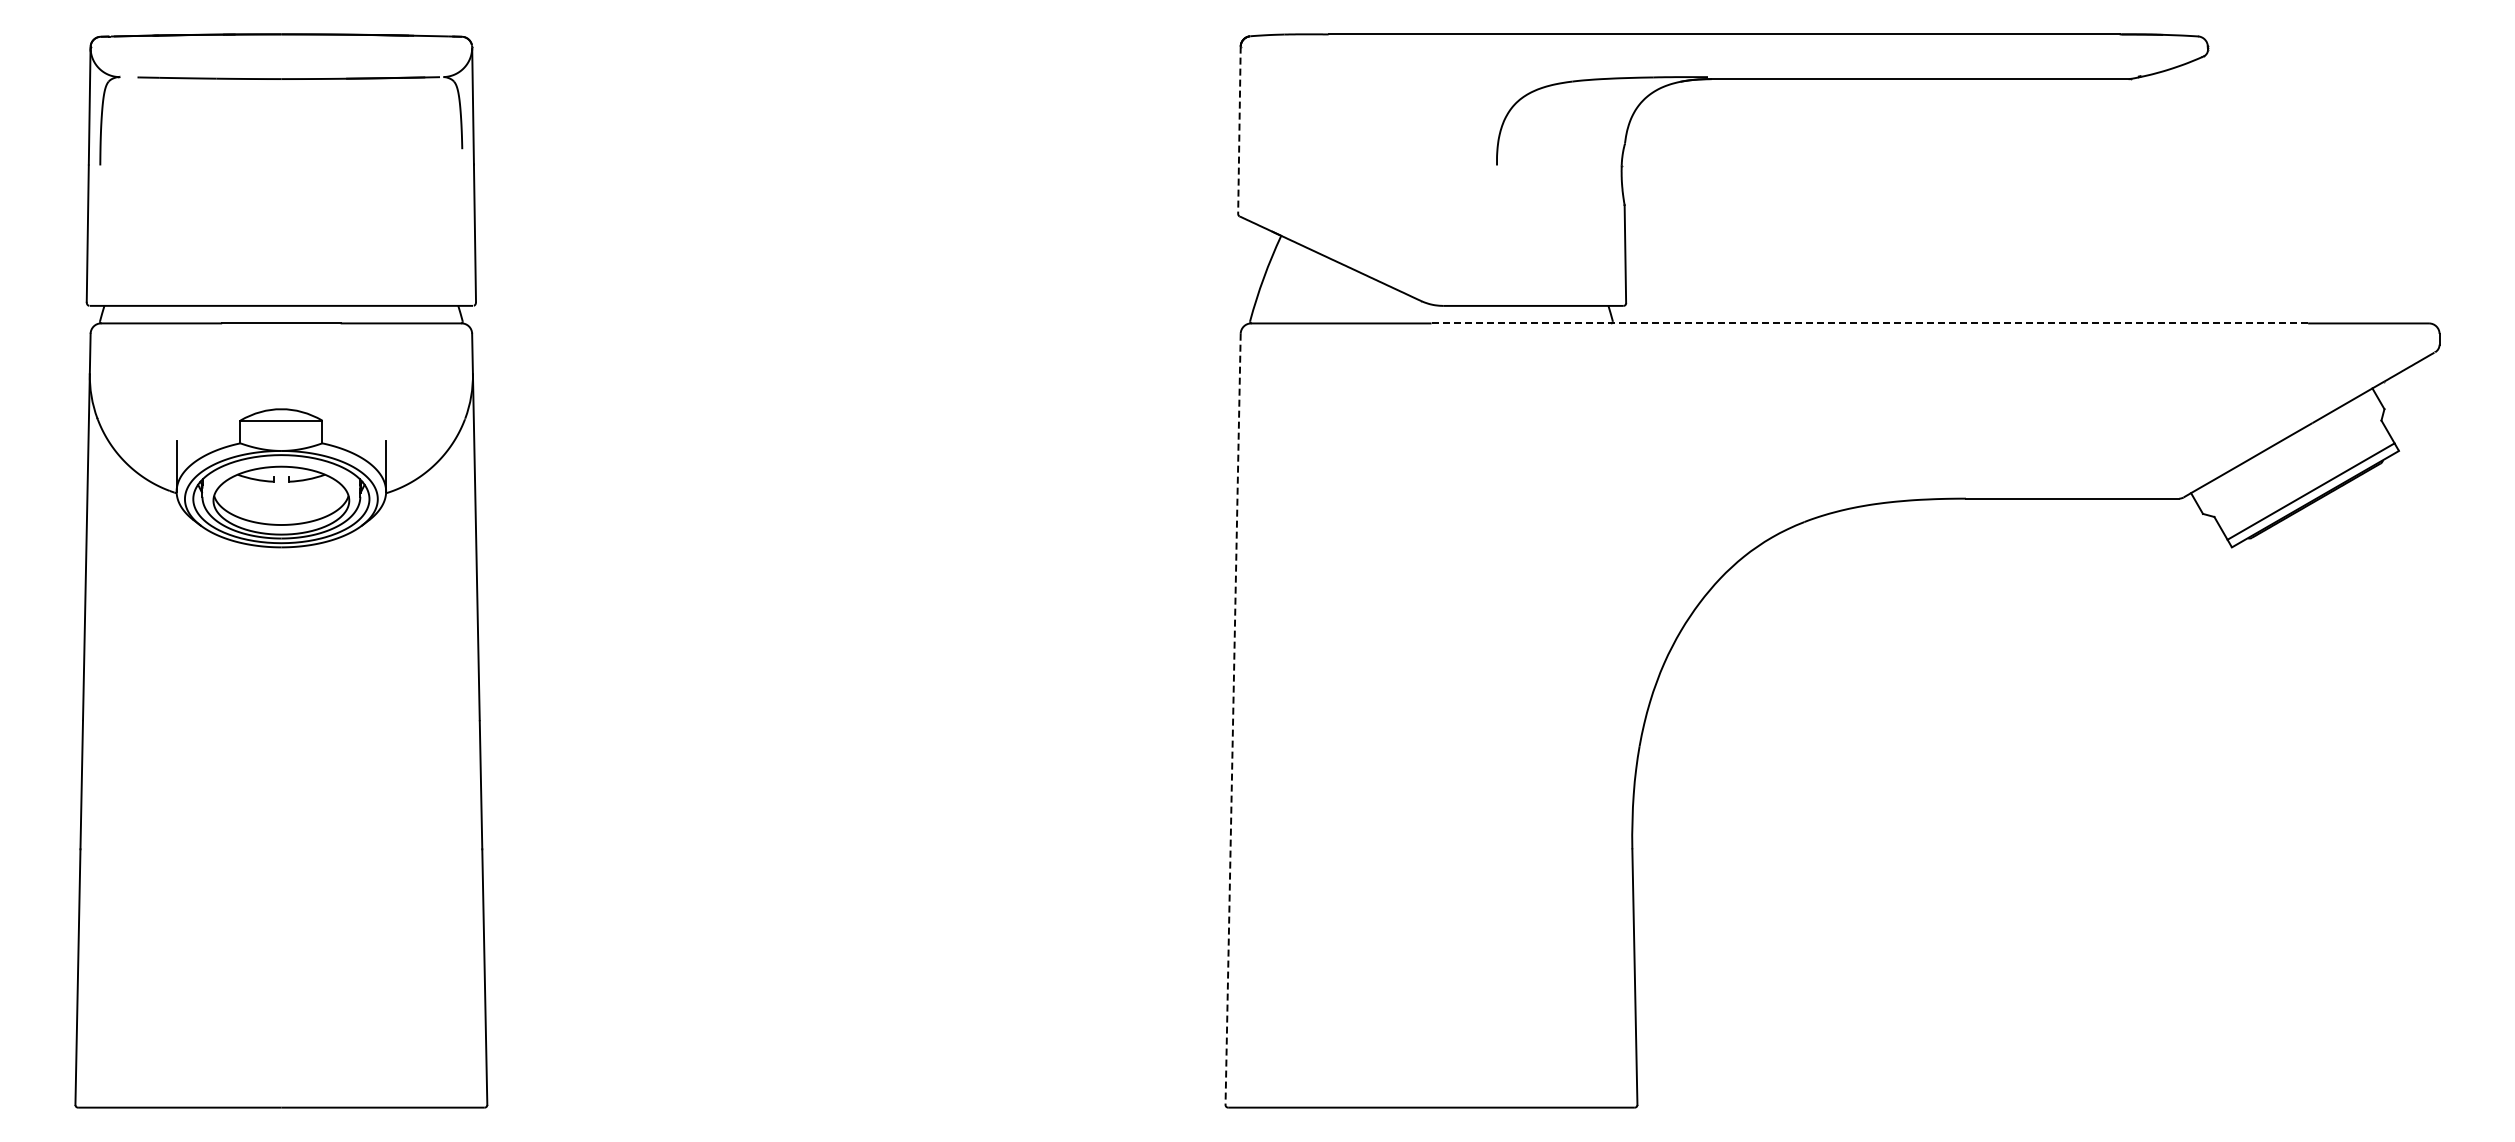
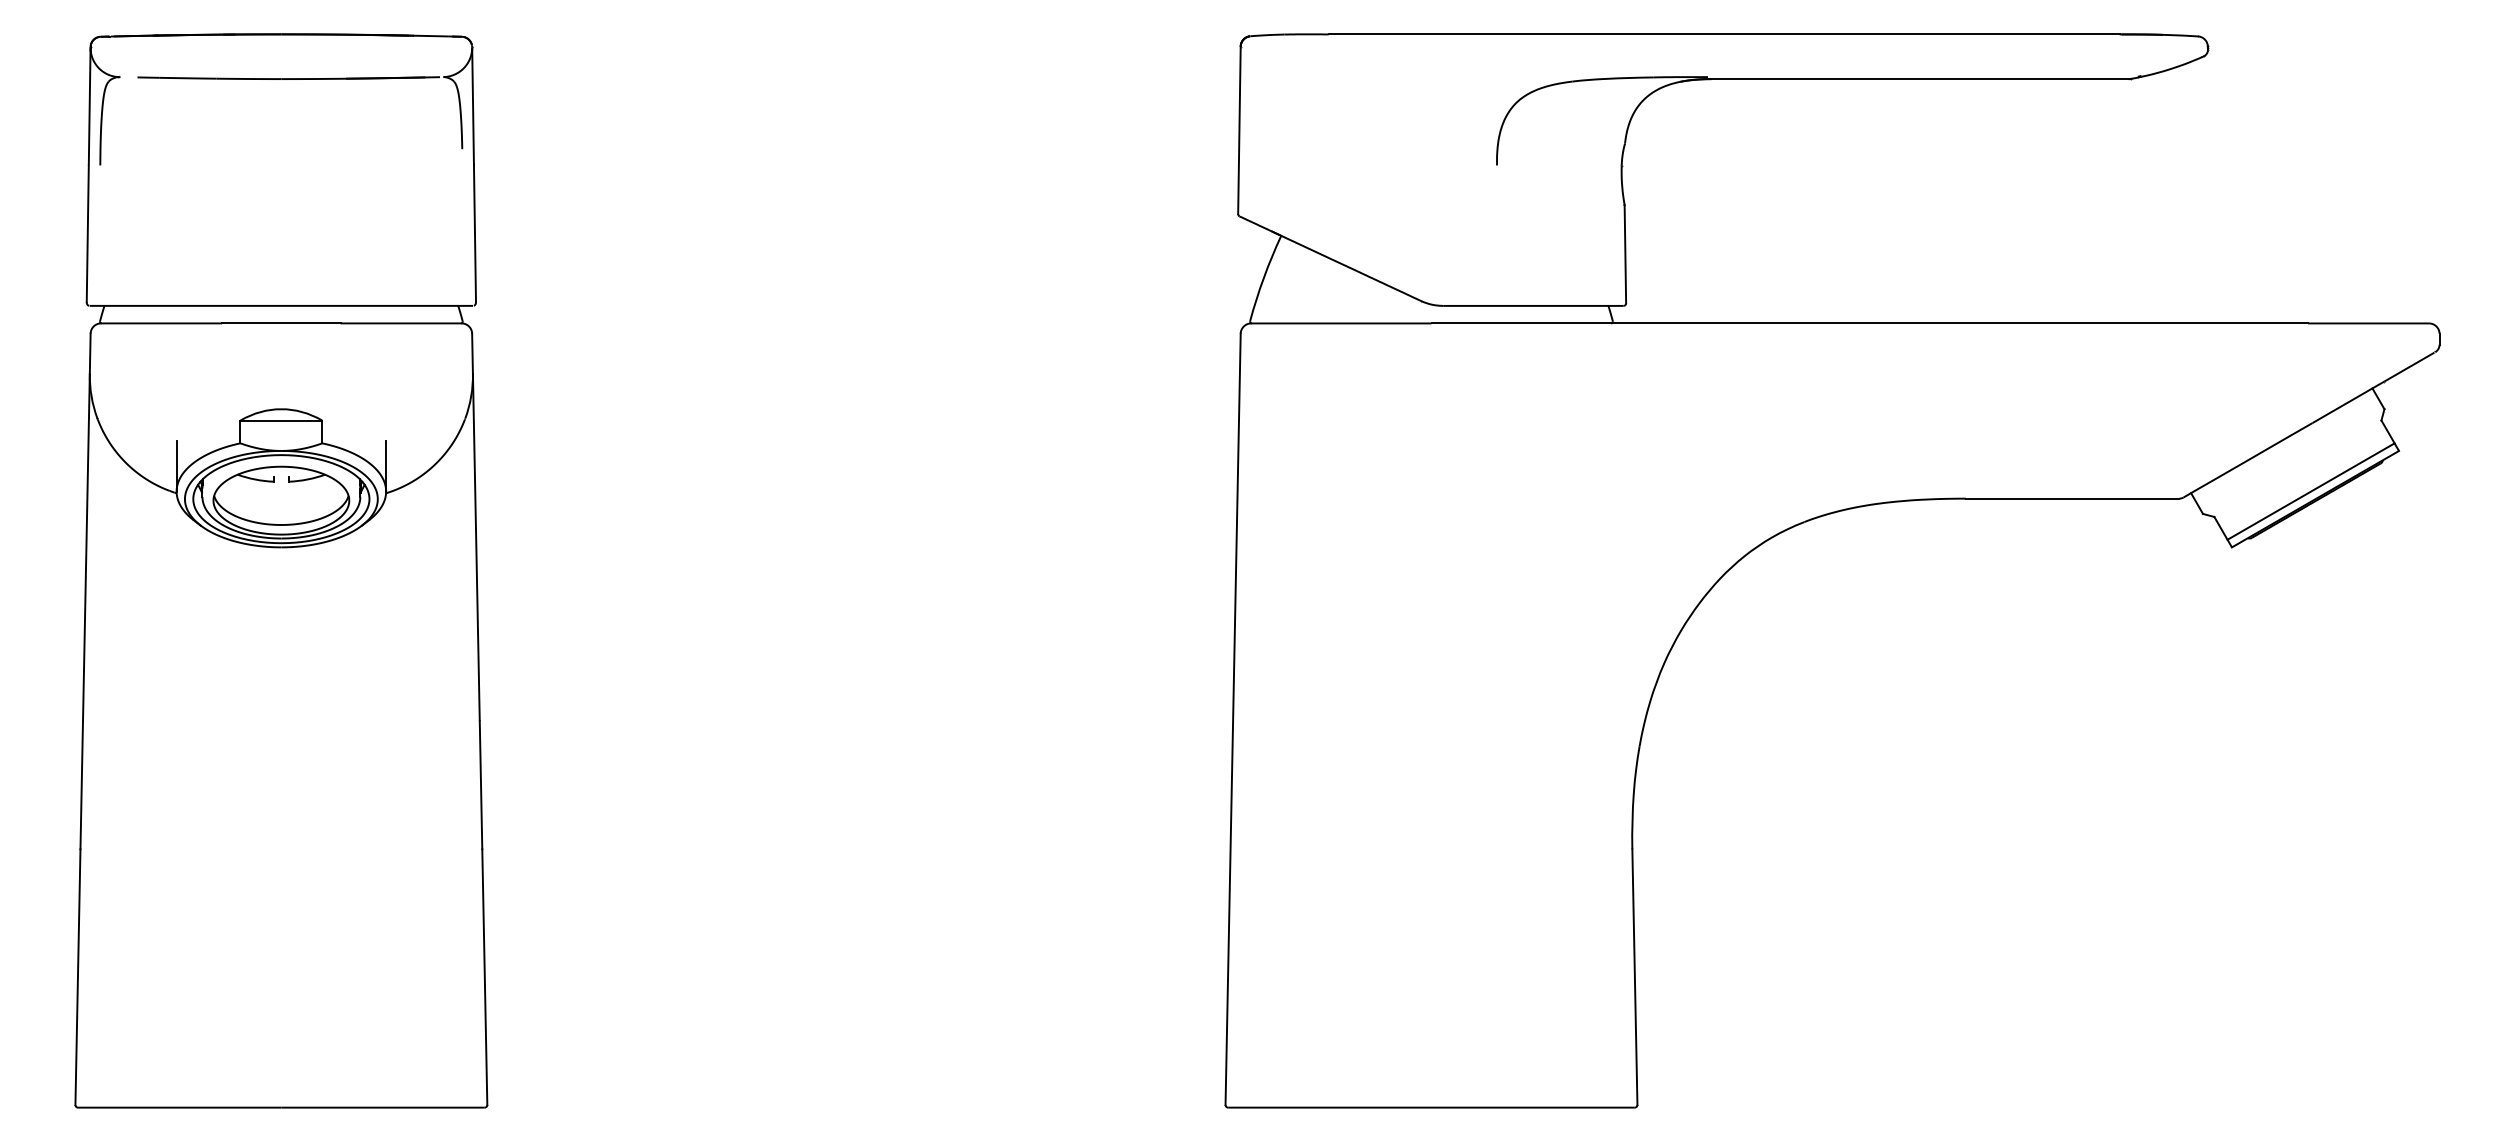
line: dashed -> solid (1239, 130)
line: dashed -> solid (1869, 323)
line: dashed -> solid (1233, 719)
